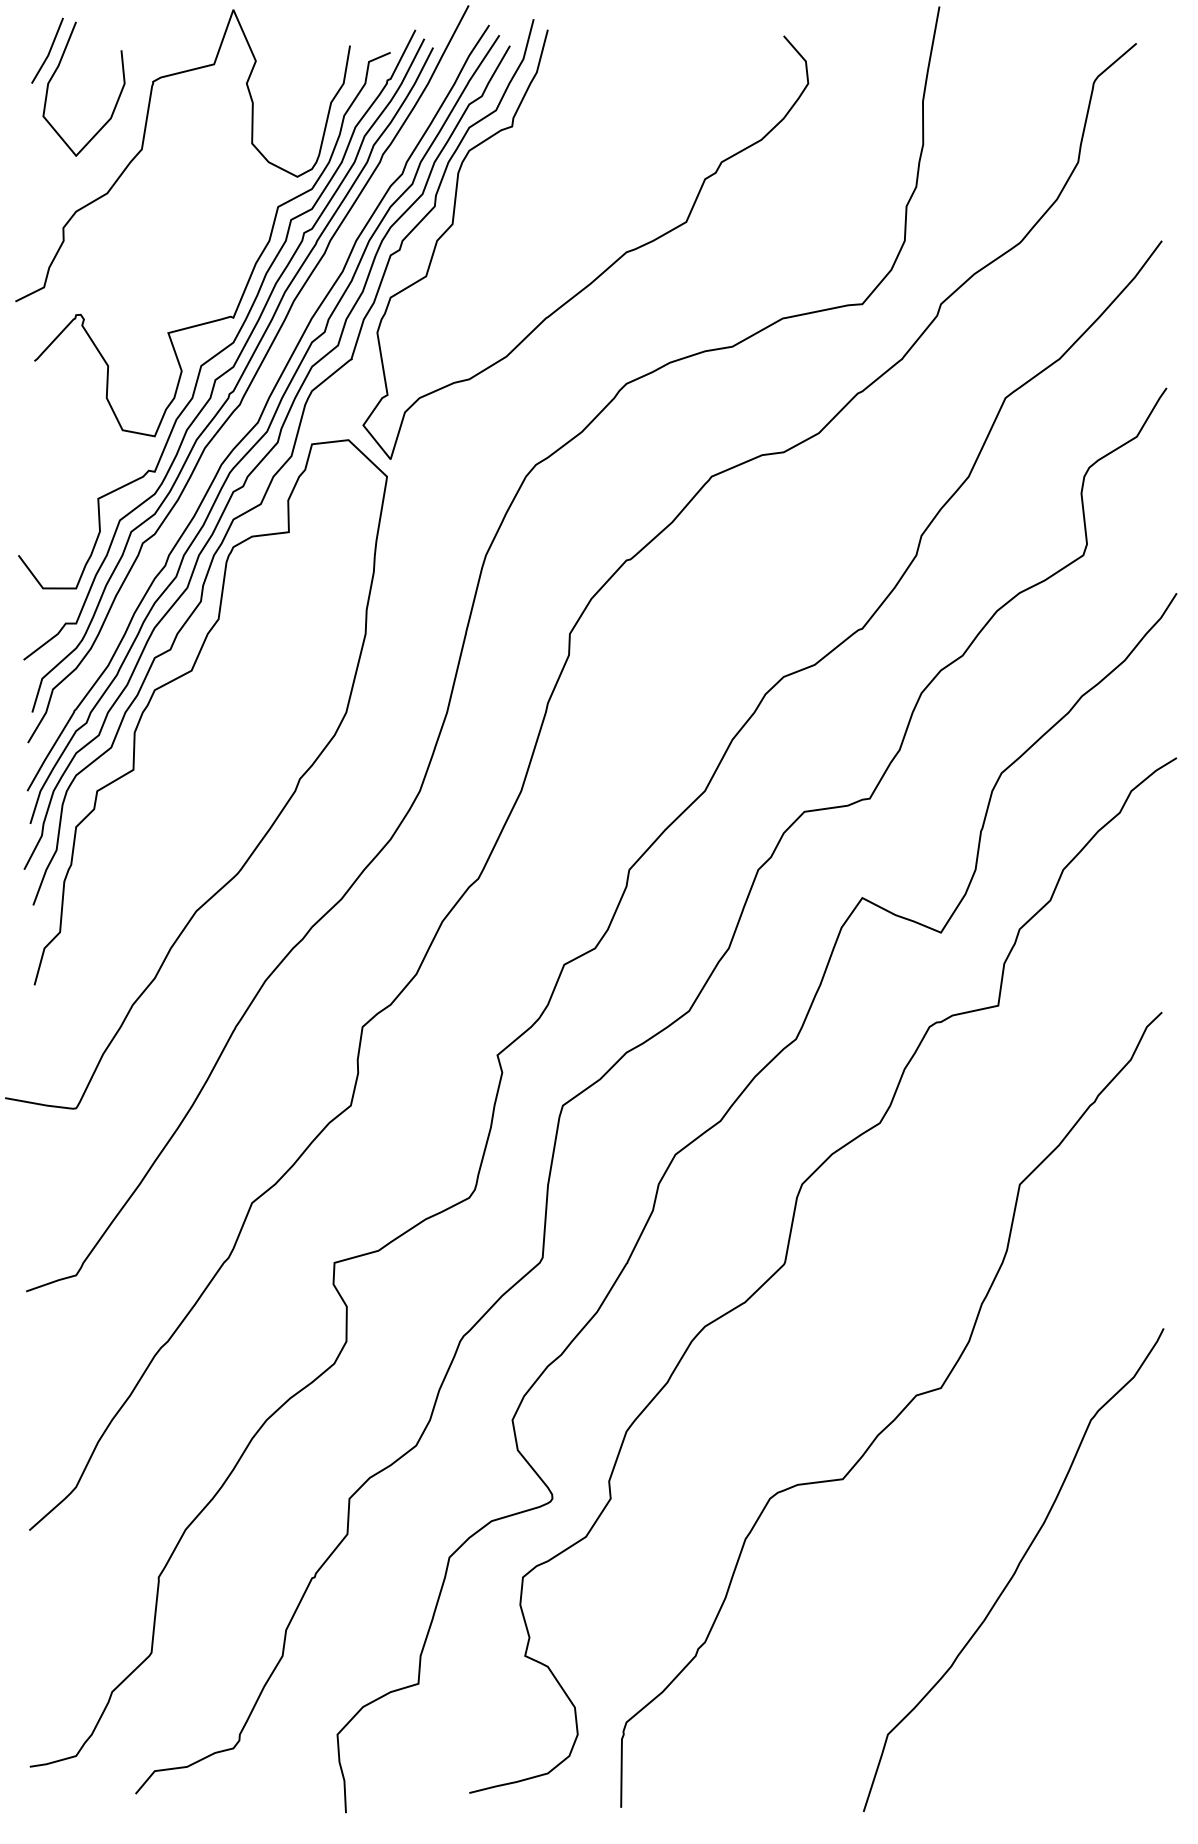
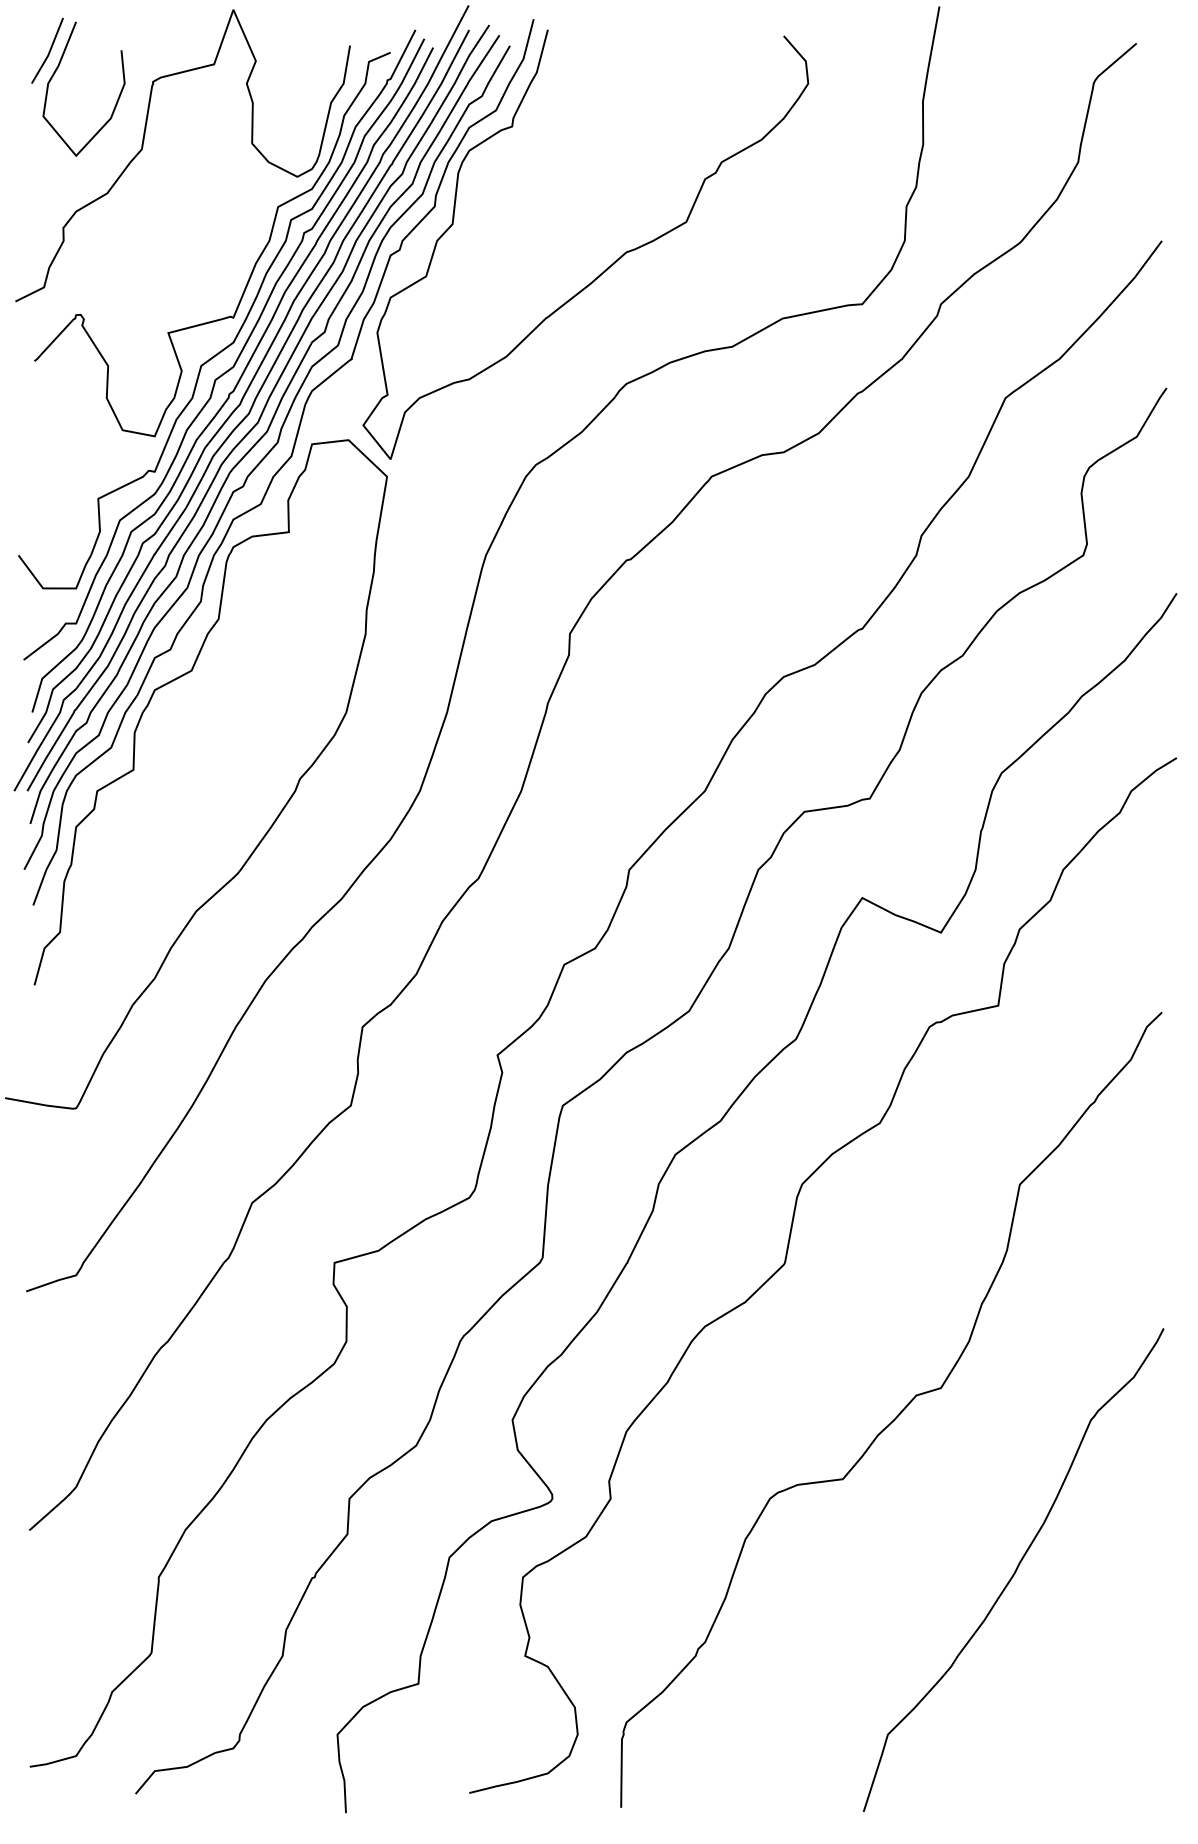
curve: none -> present (246, 414)
